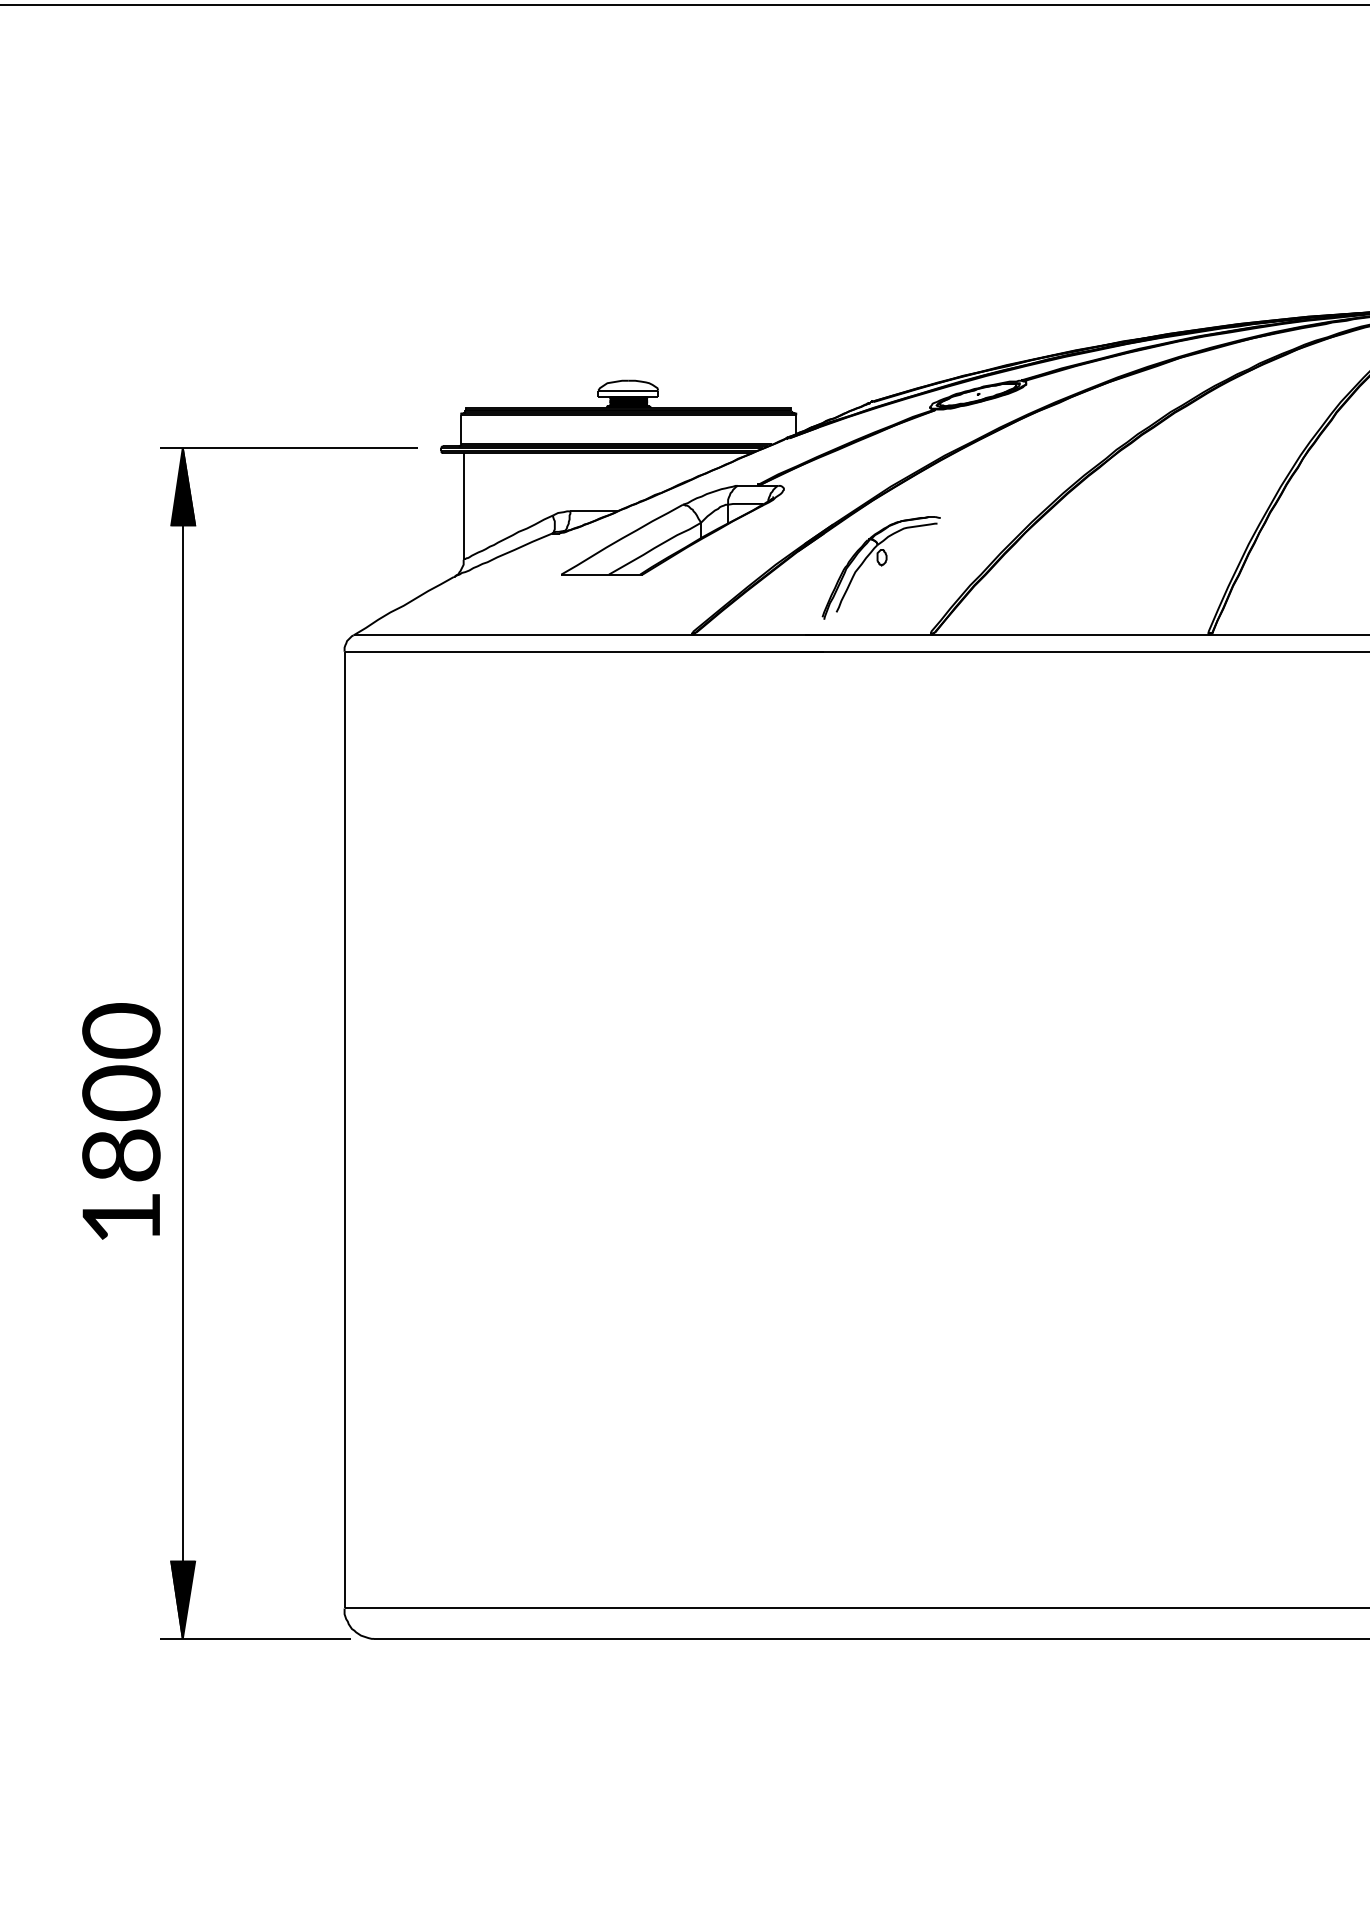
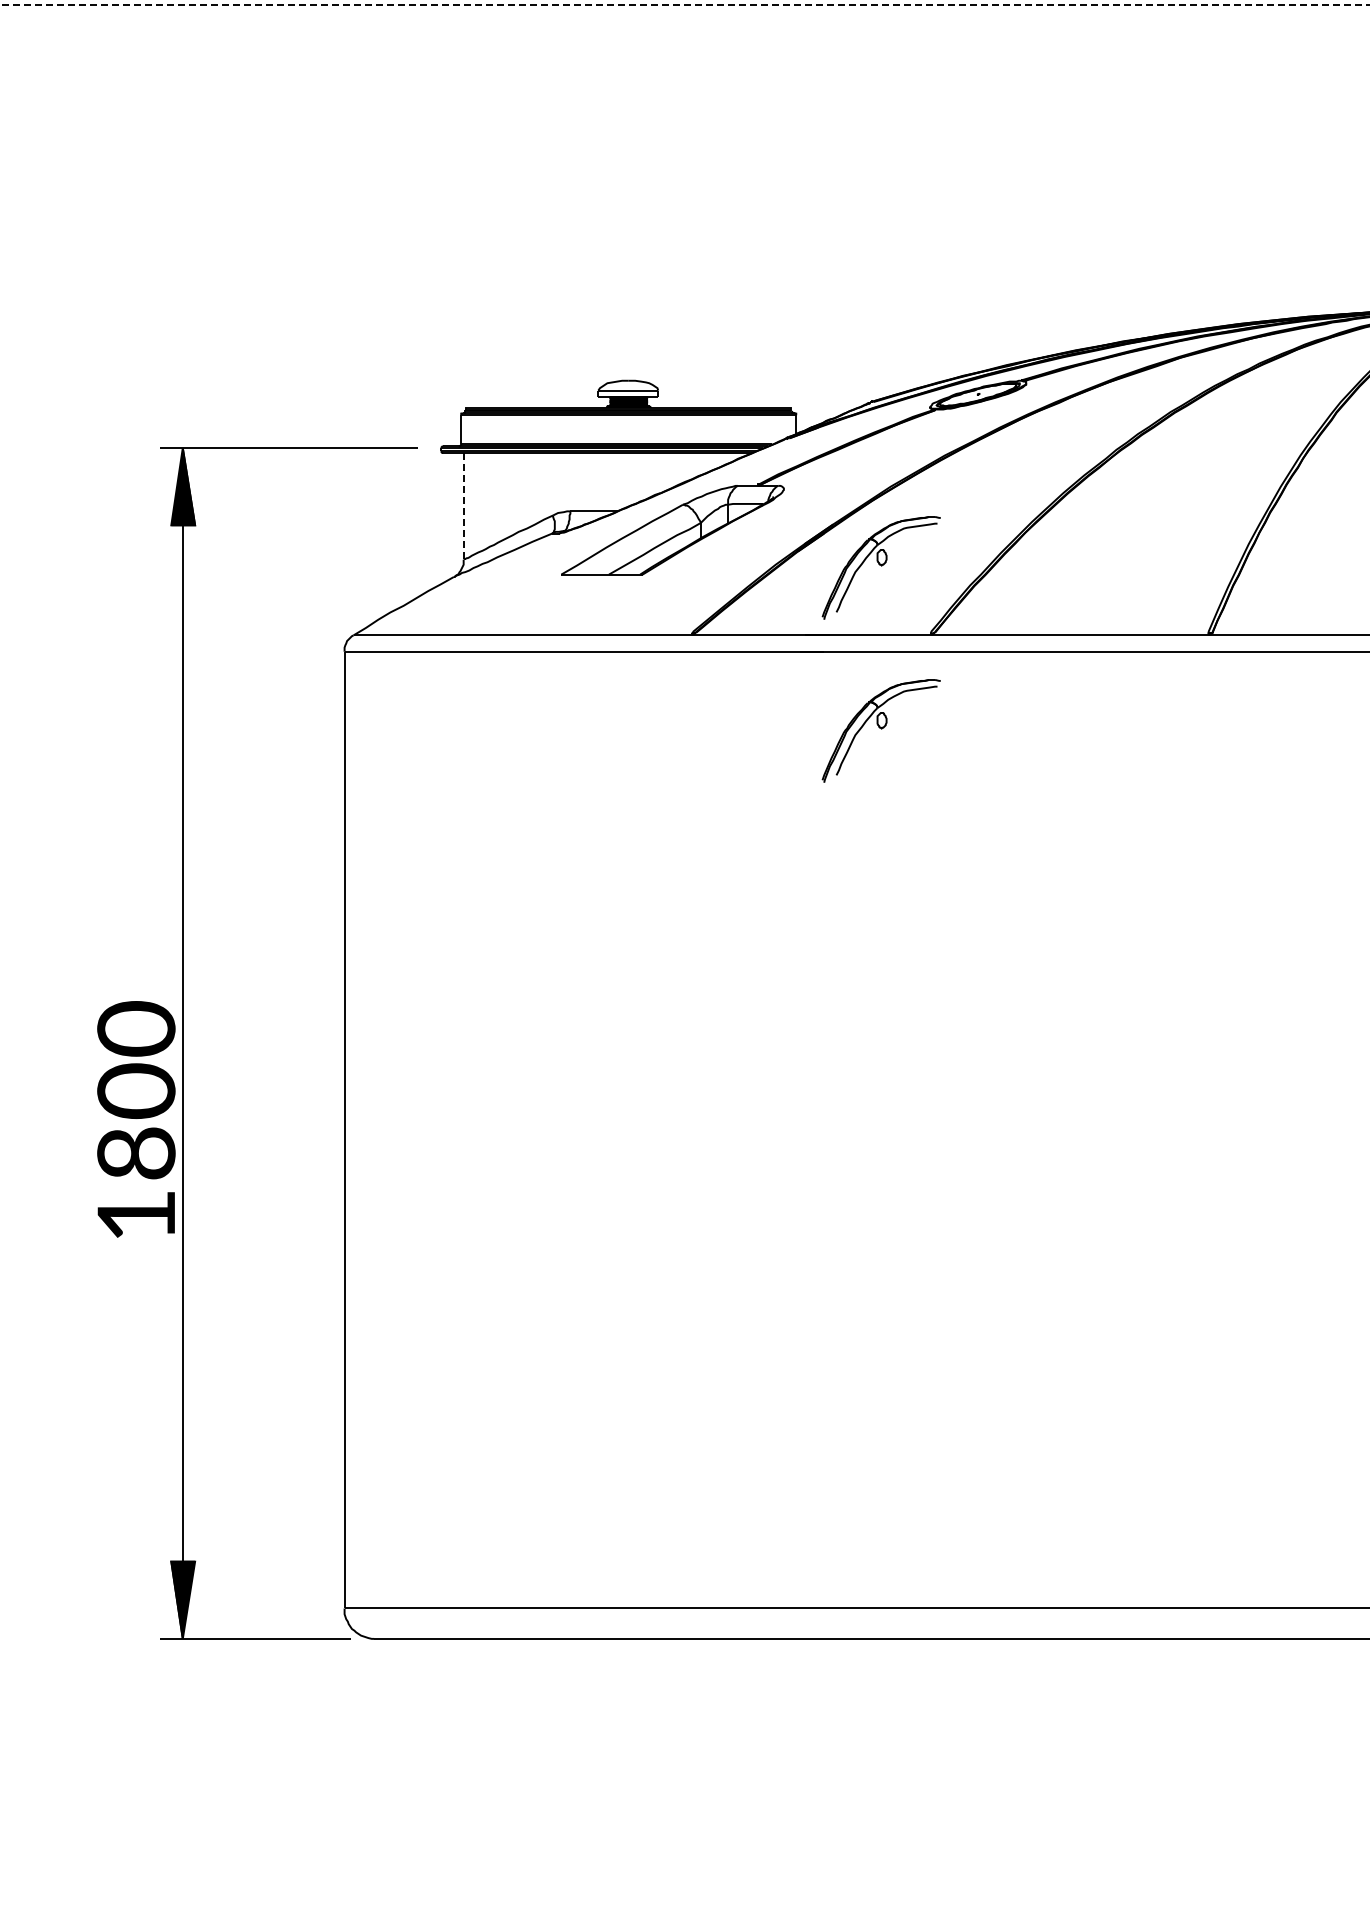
line: solid -> dashed (684, 5)
line: solid -> dashed (463, 506)
part: none -> present (880, 730)
text position: (121, 1121) -> (136, 1119) (136, 1119)
